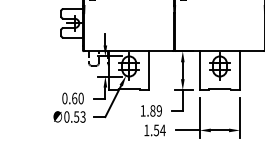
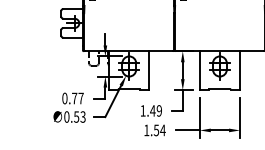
text: 0.60 -> 0.77 (77, 98)
text: 1.89 -> 1.49 (152, 110)
